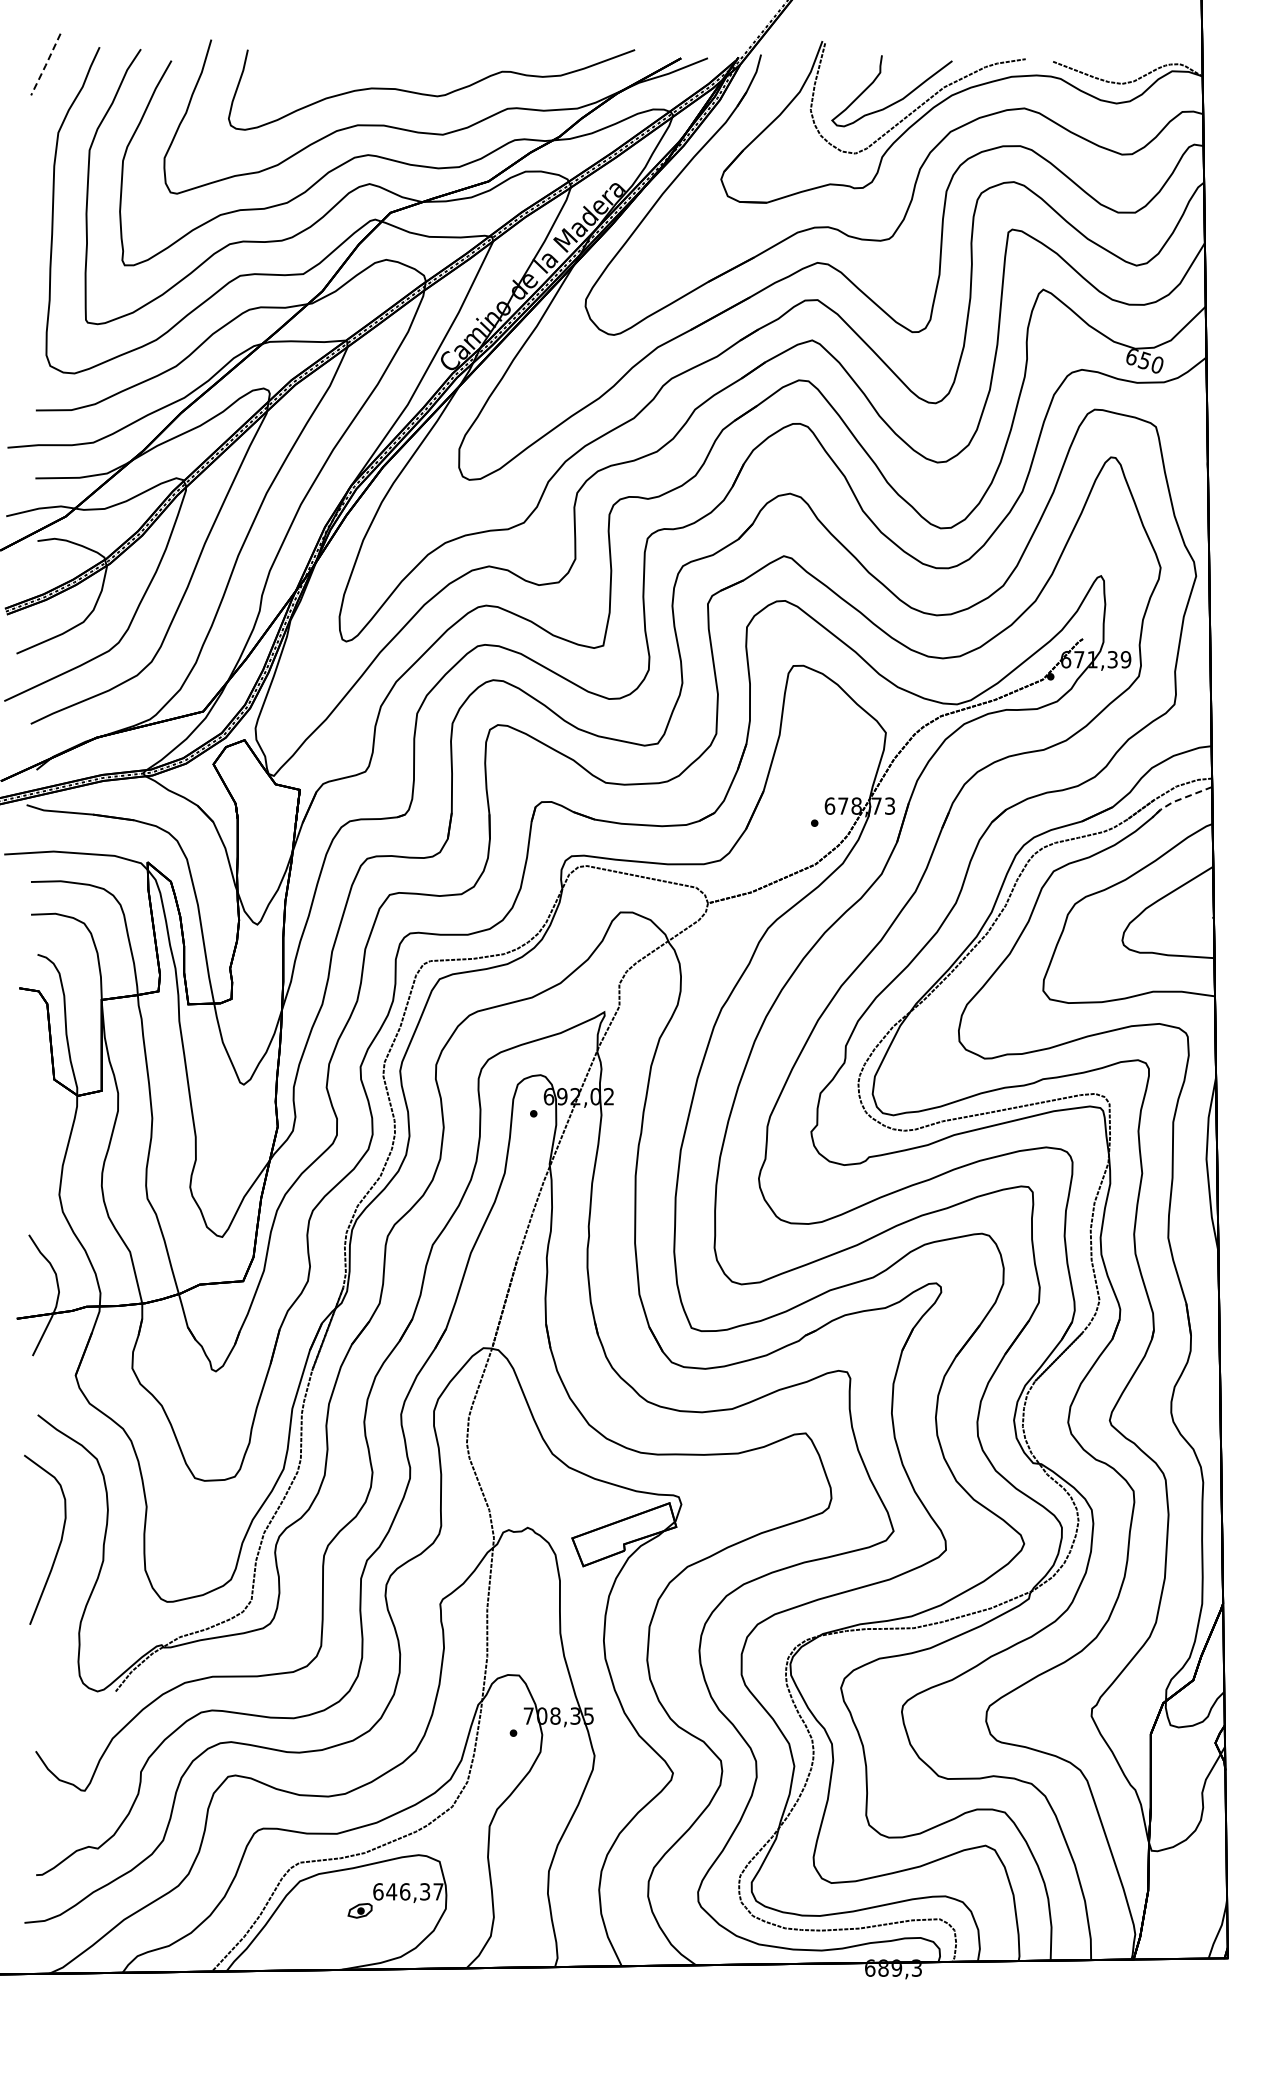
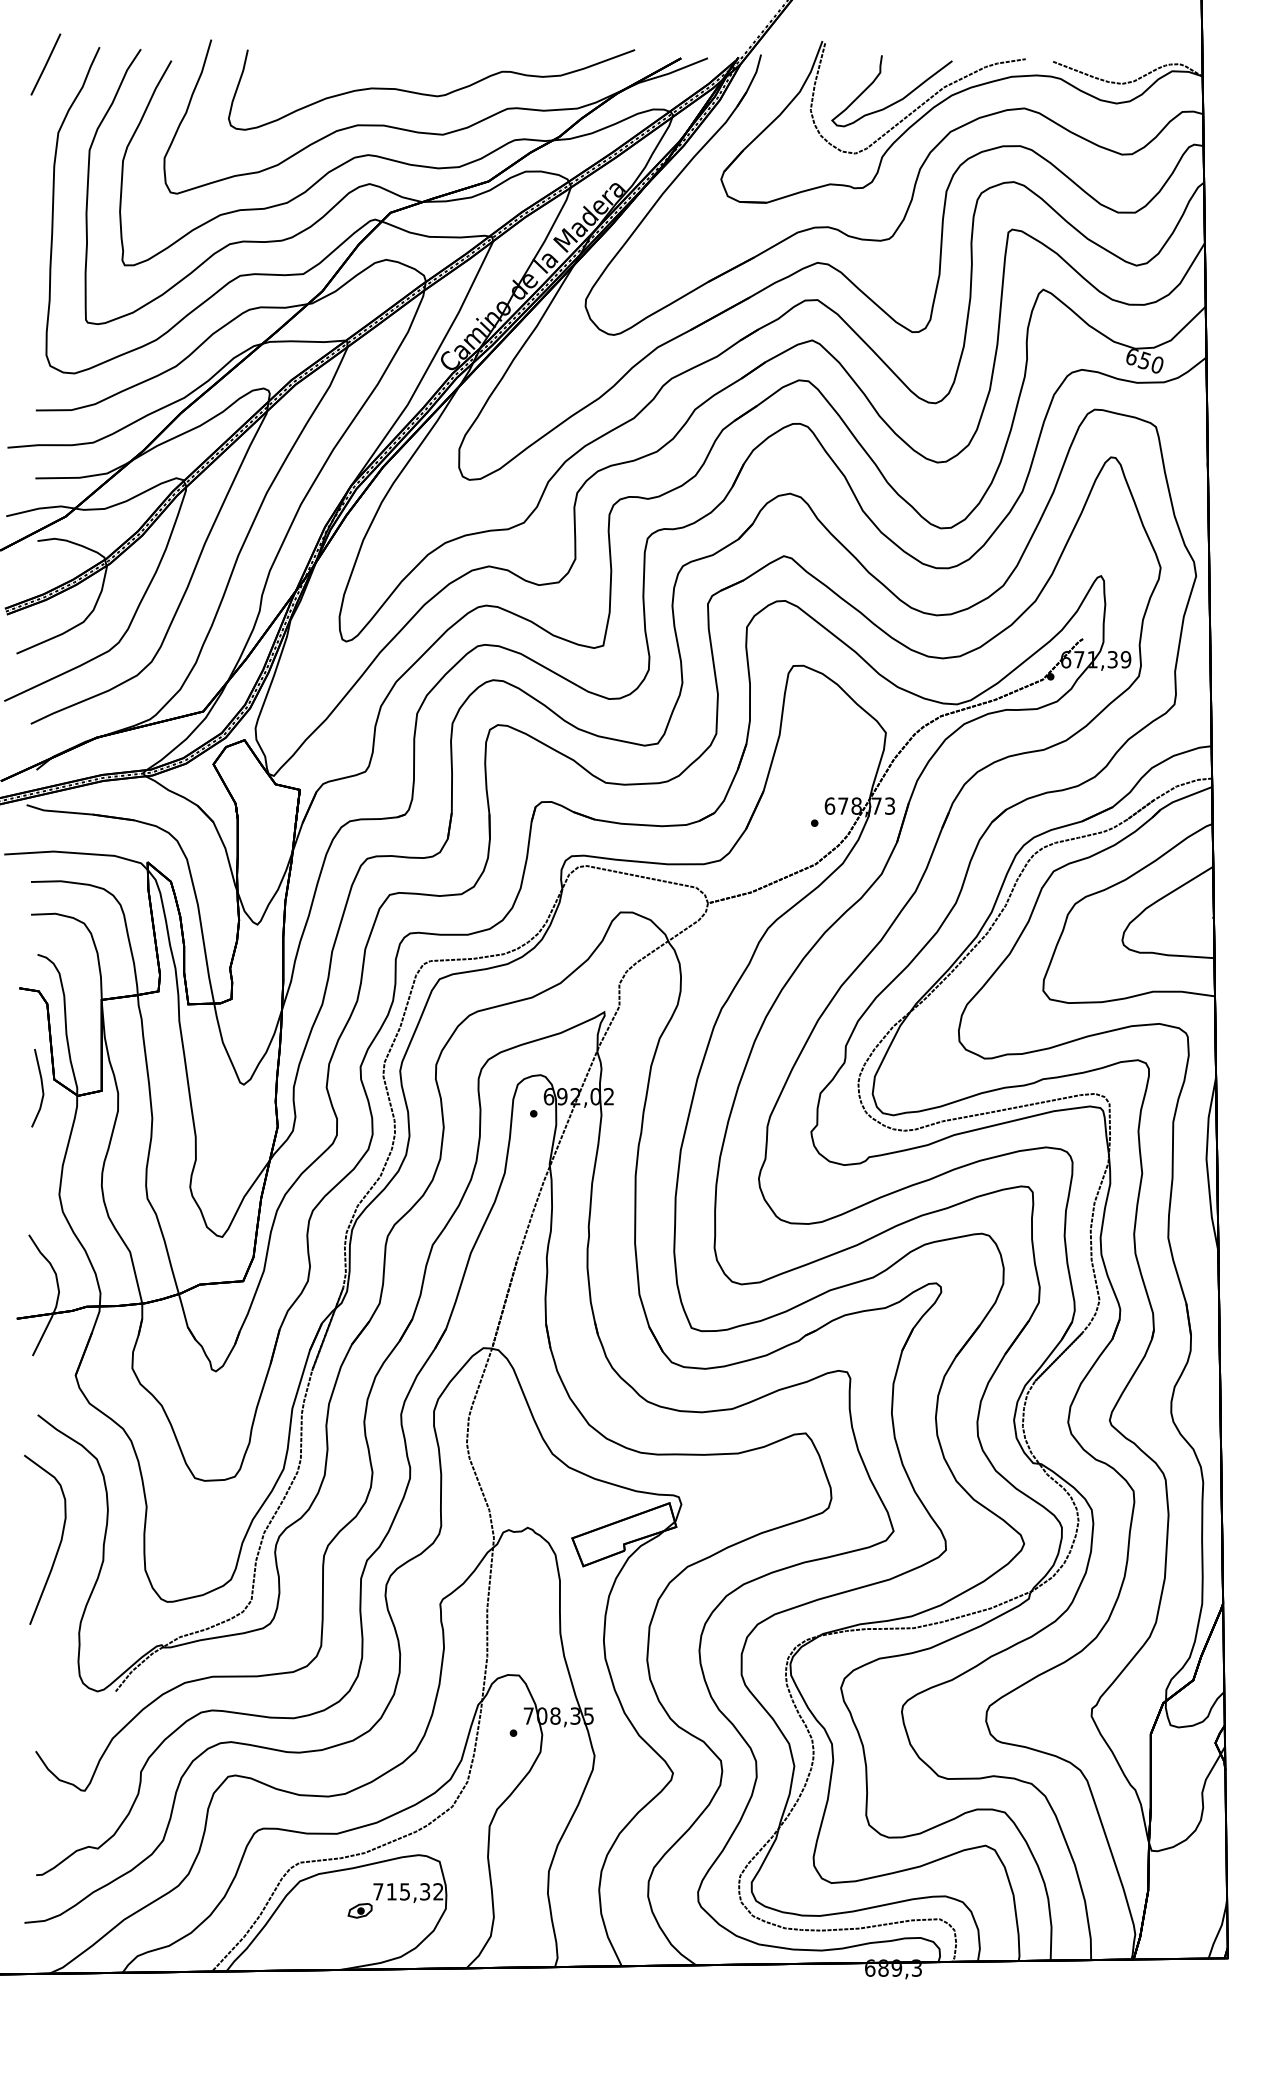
line: dashed -> solid (45, 65)
line: dashed -> solid (1179, 799)
line: none -> present (41, 1088)
text: 646,37 -> 715,32 (408, 1891)
